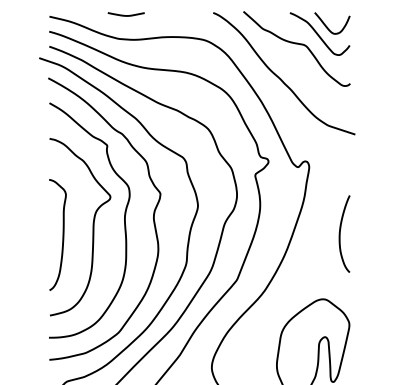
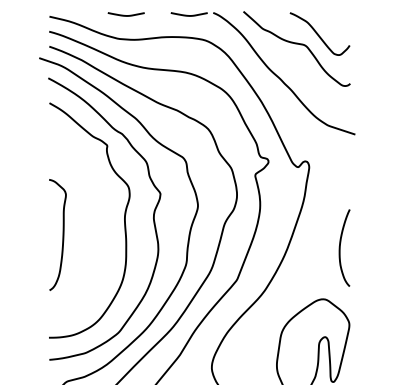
curve: none -> present (188, 15)
curve: present -> none (328, 27)
curve: present -> none (92, 227)
curve position: (340, 233) -> (340, 247) (340, 247)
